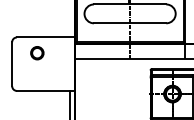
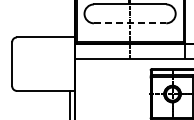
line: solid -> dashed (130, 23)
circle: present -> none (37, 53)
